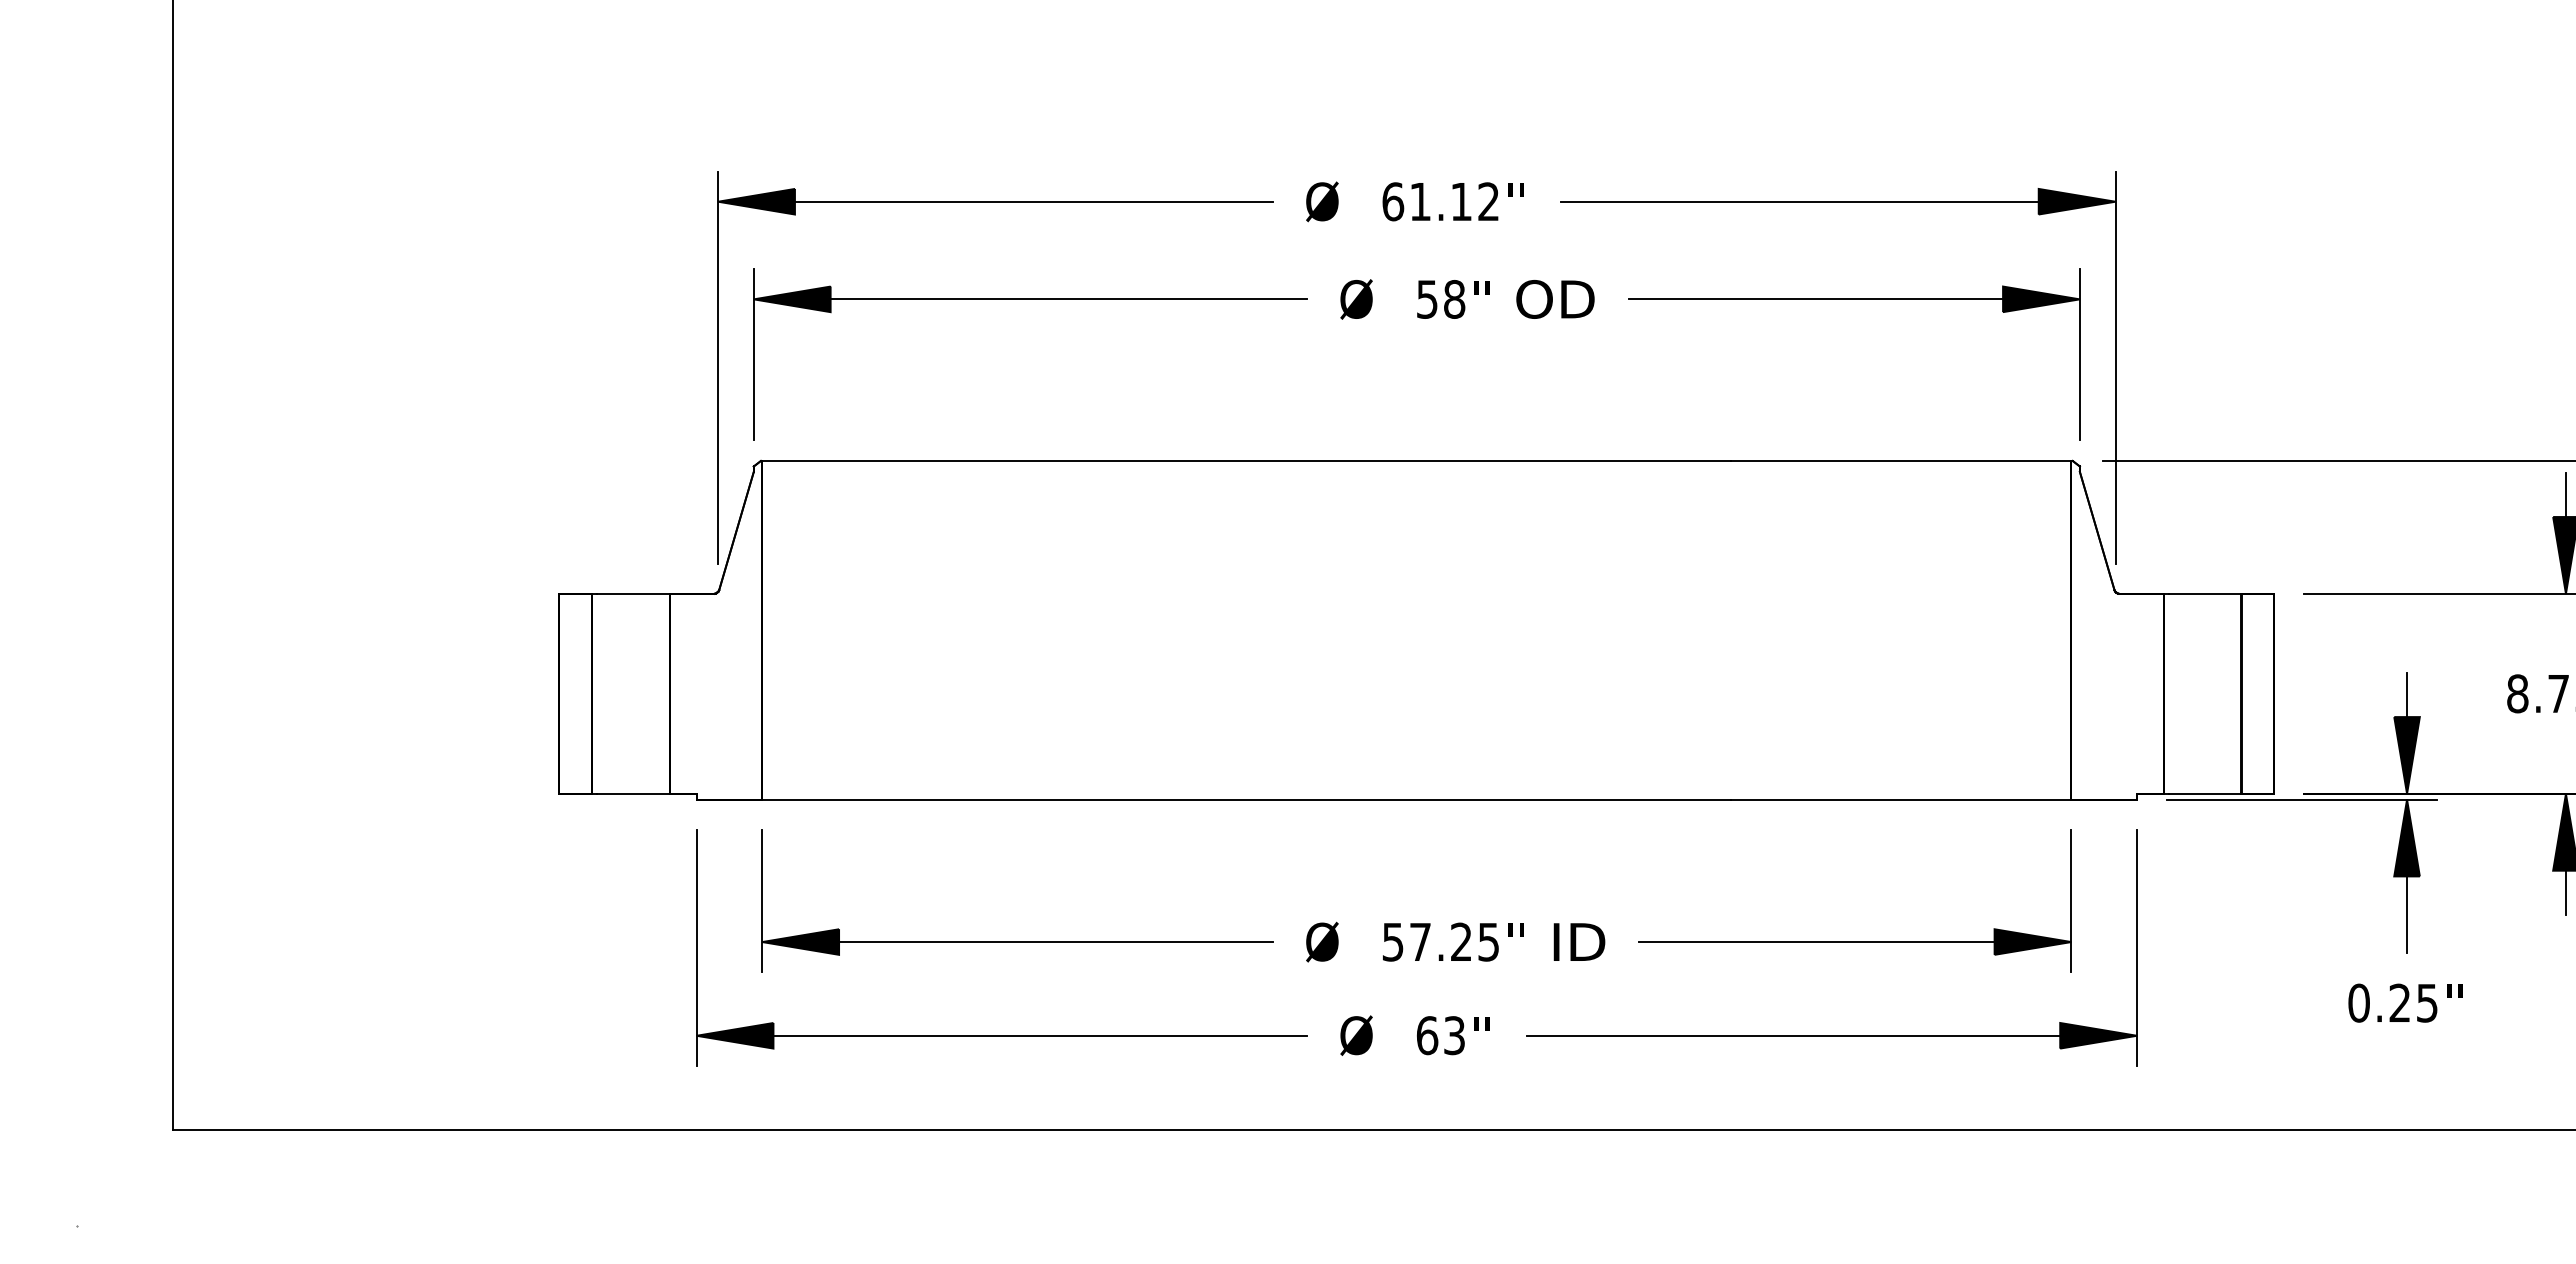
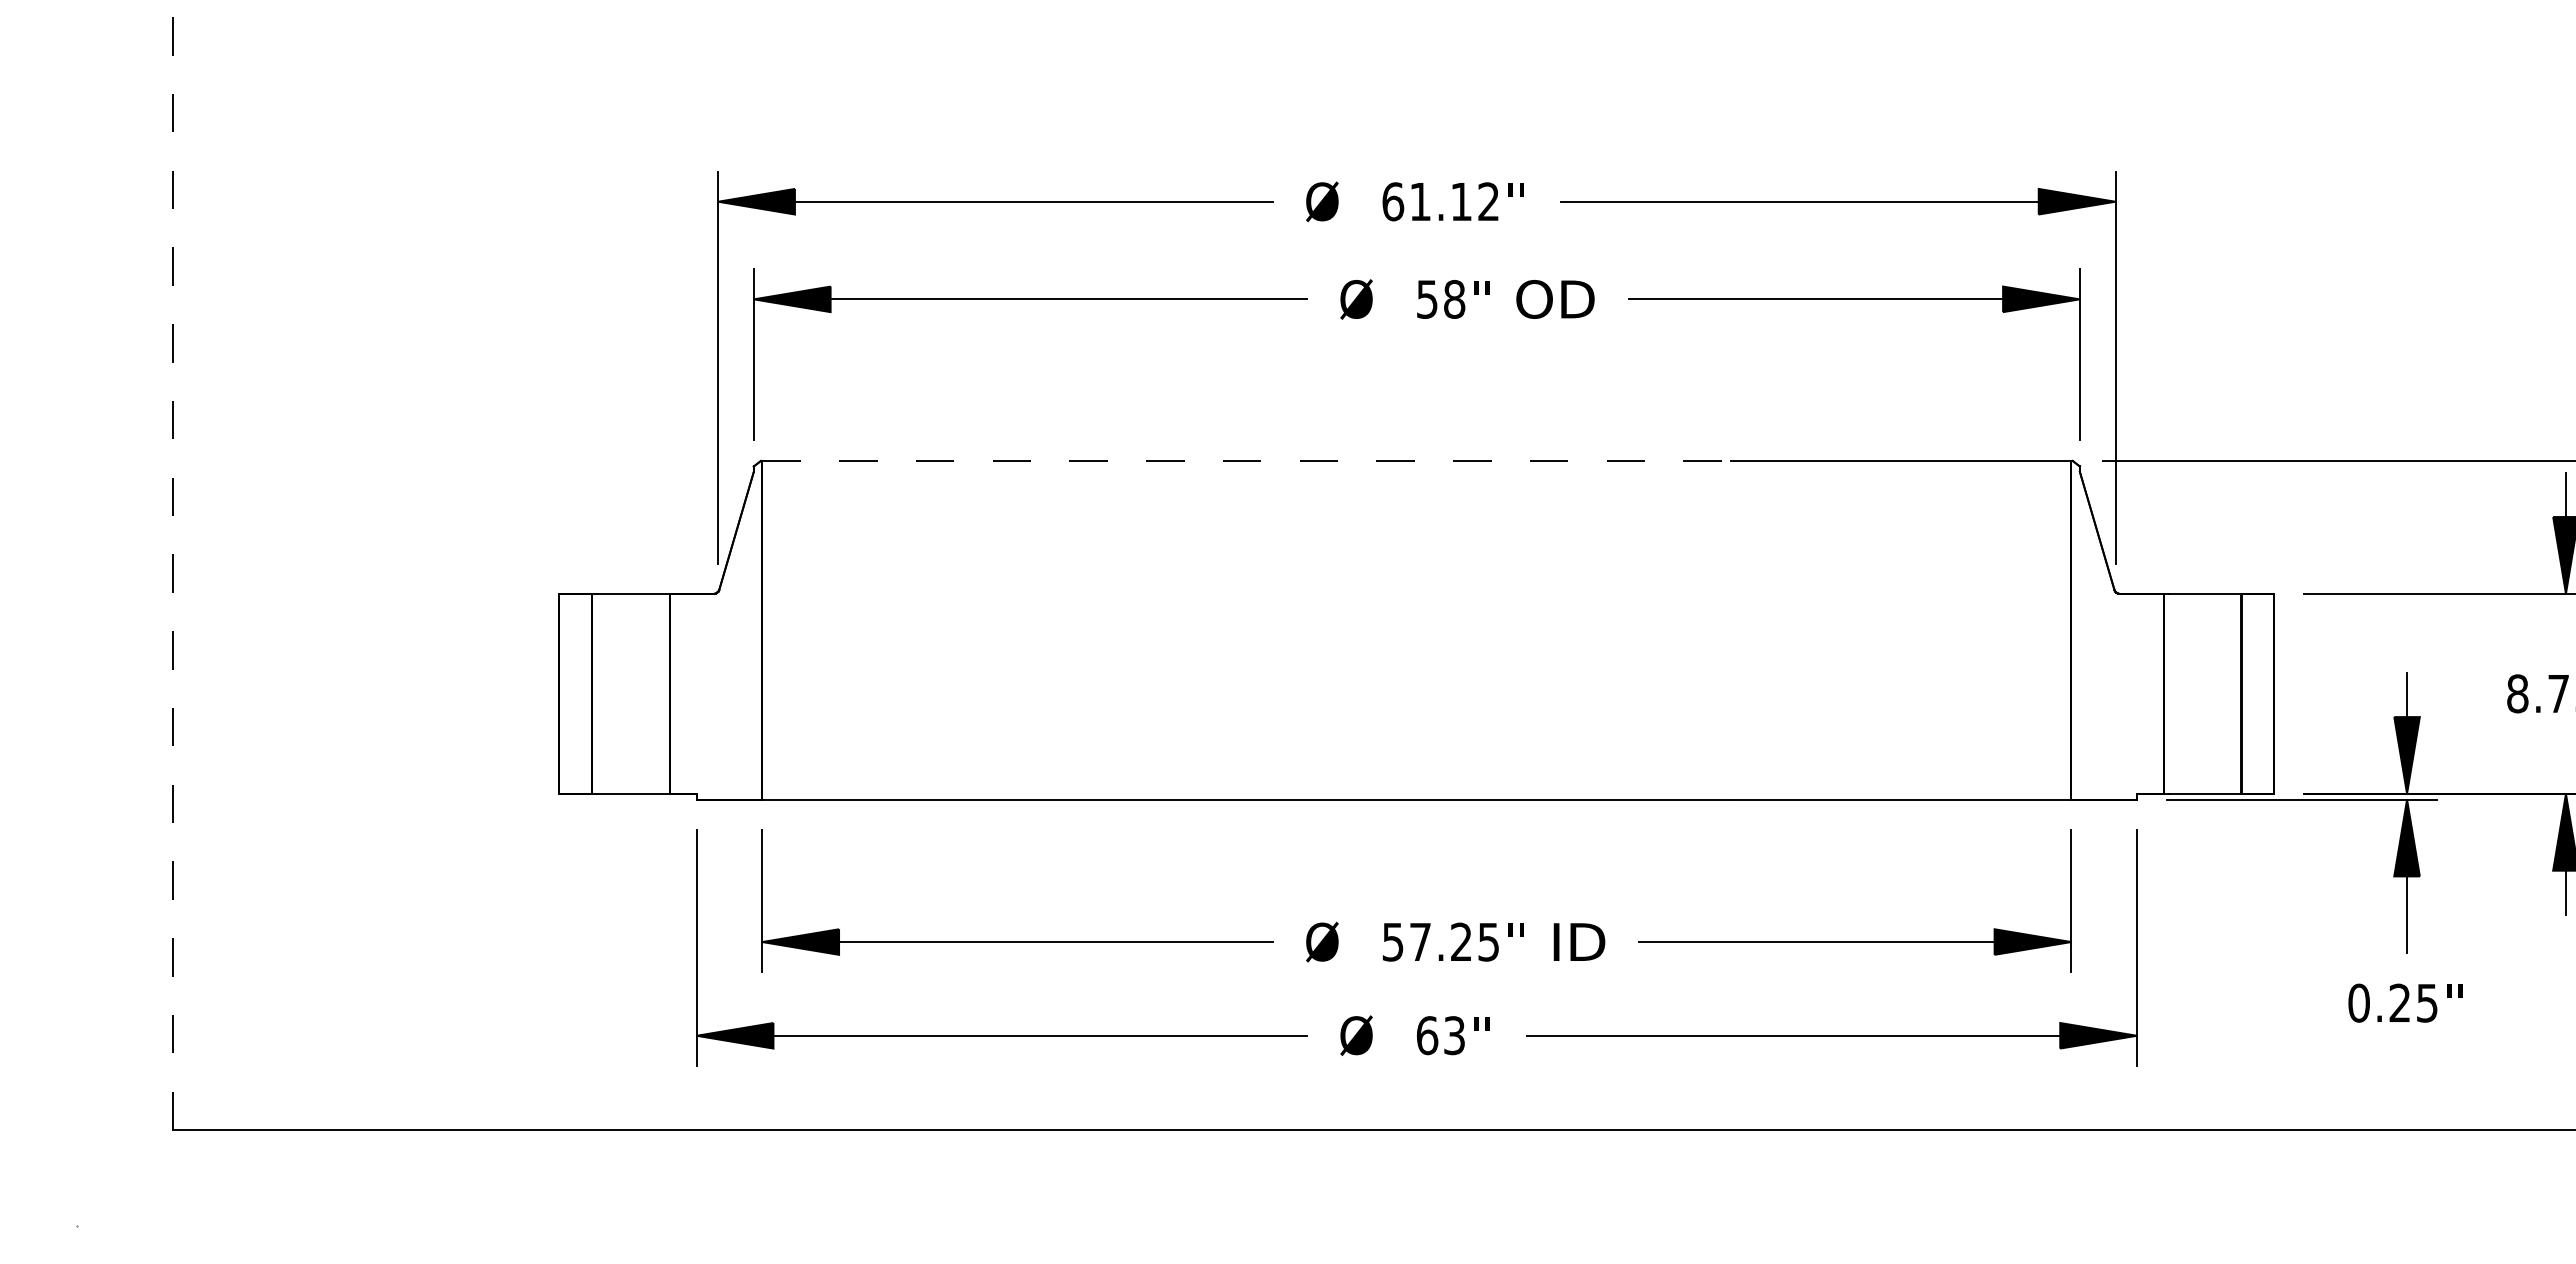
line: solid -> dashed (1247, 461)
line: solid -> dashed (173, 565)
